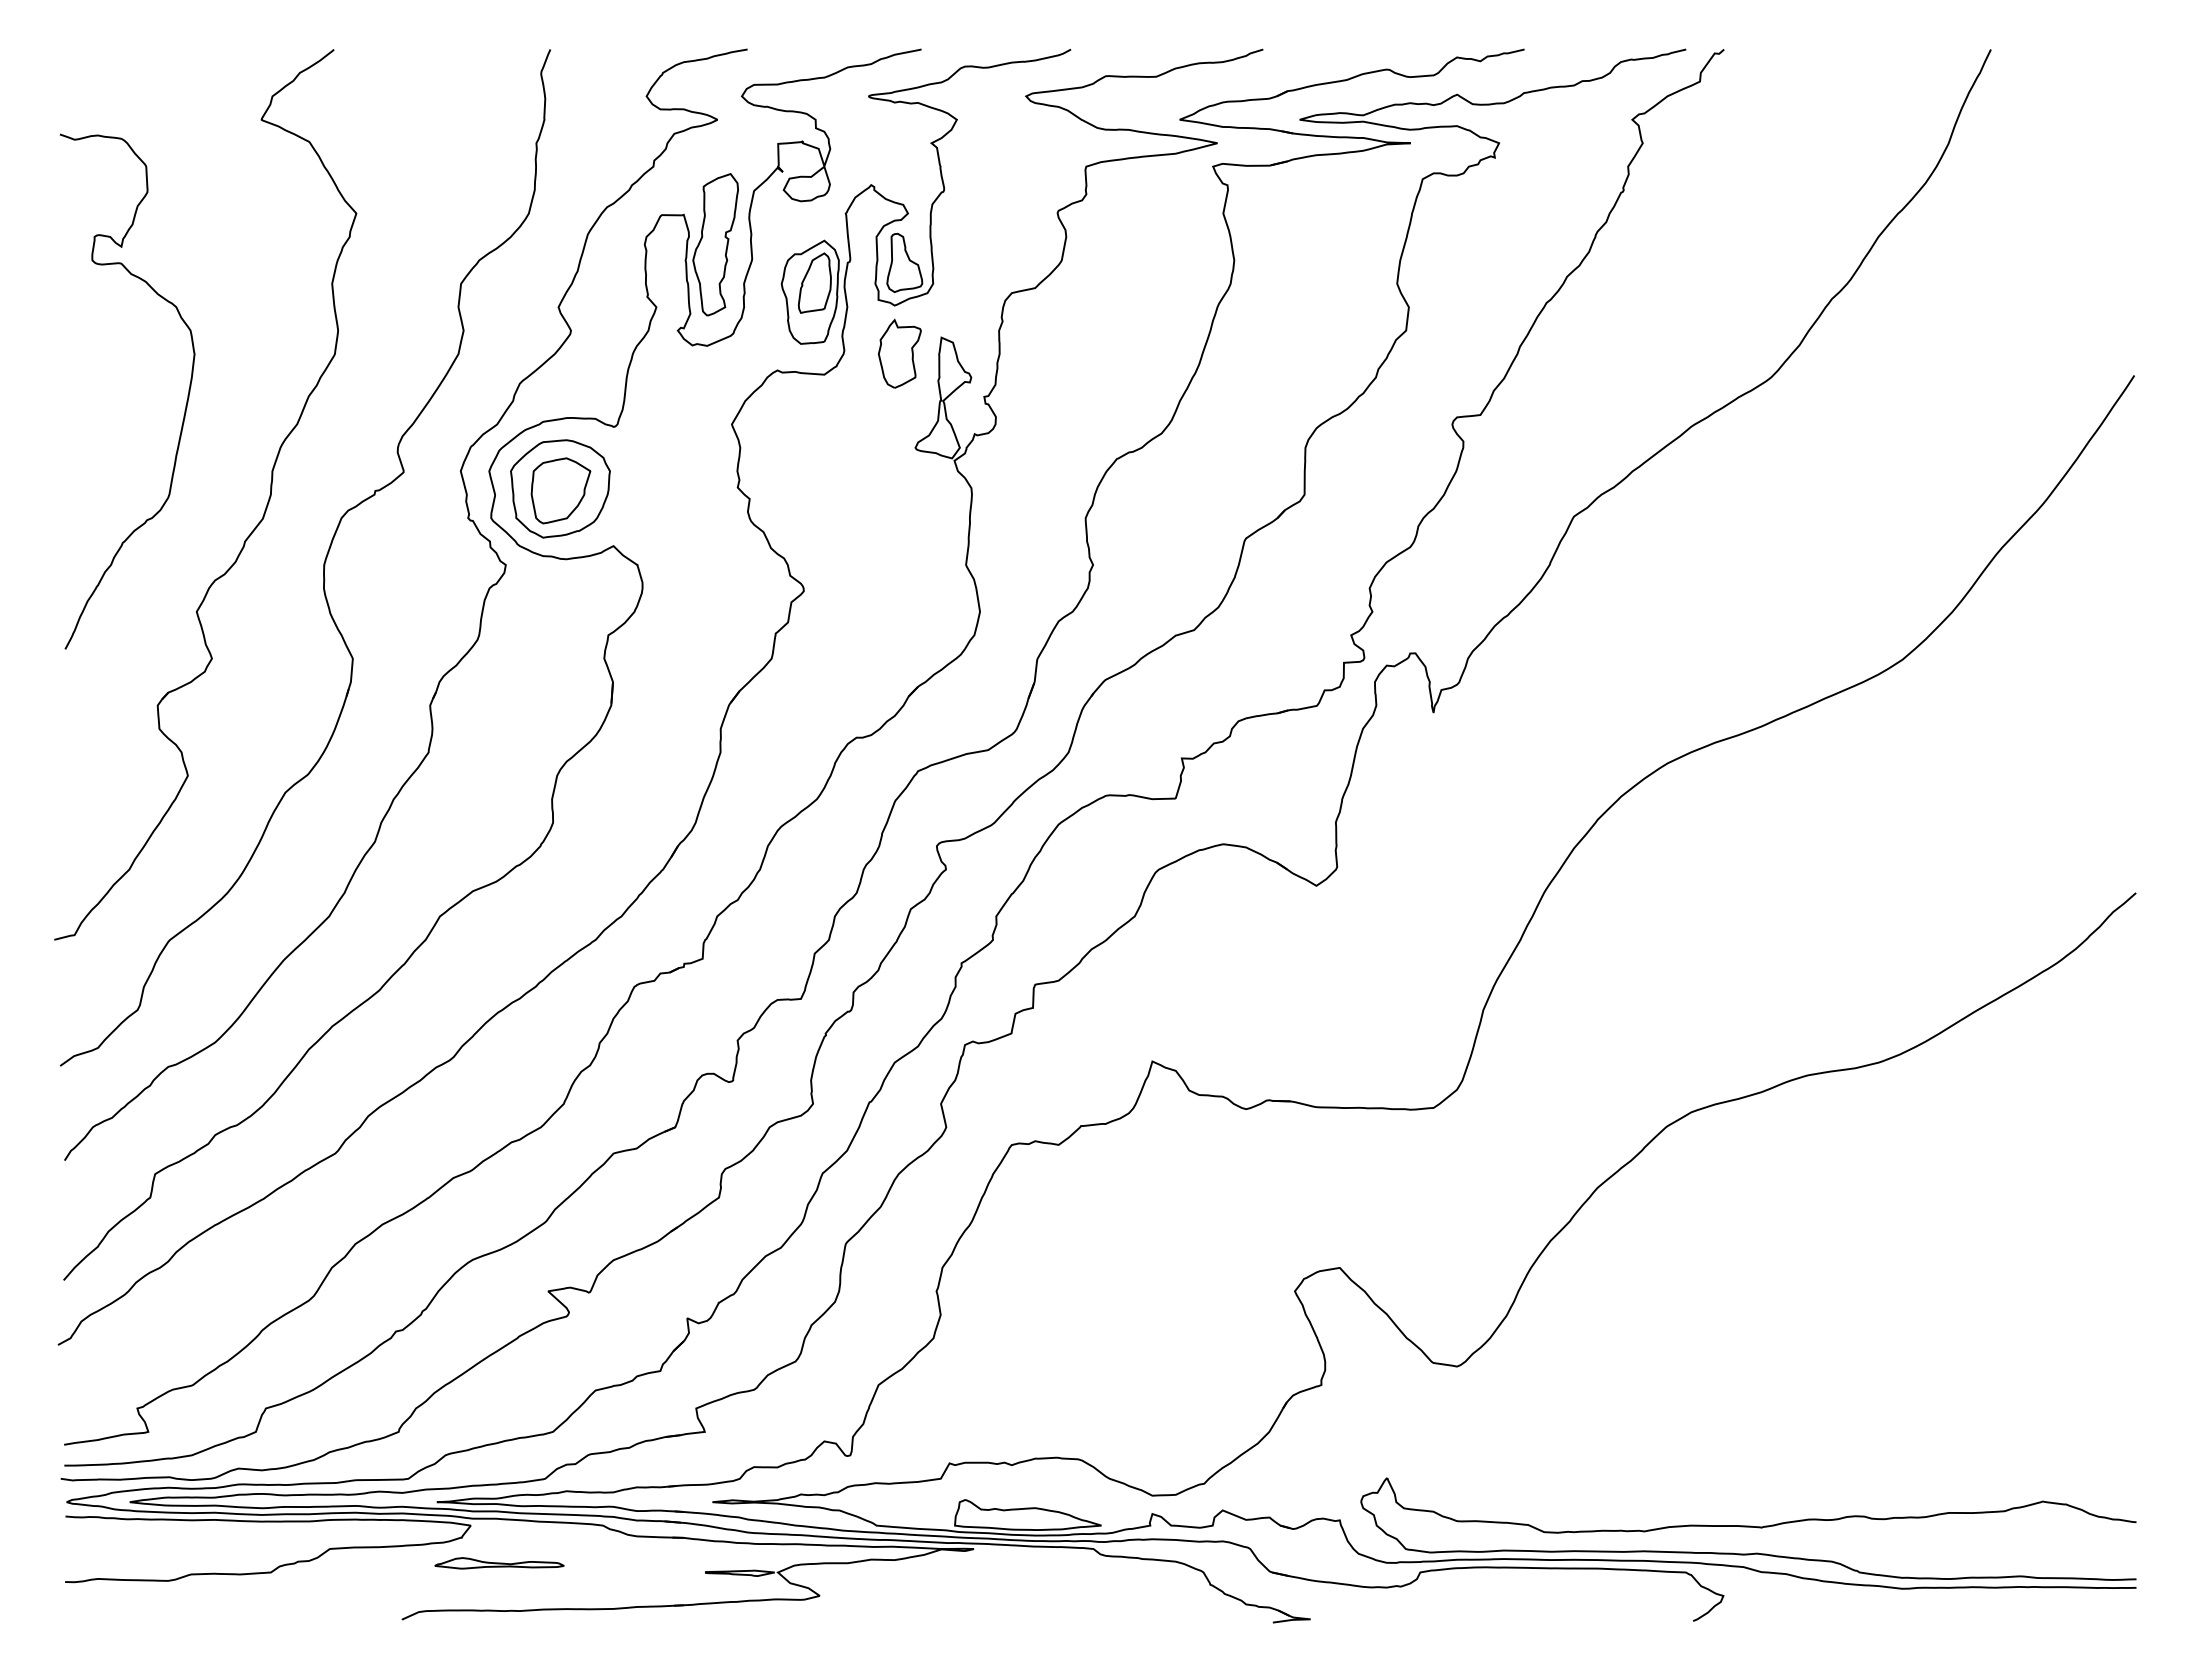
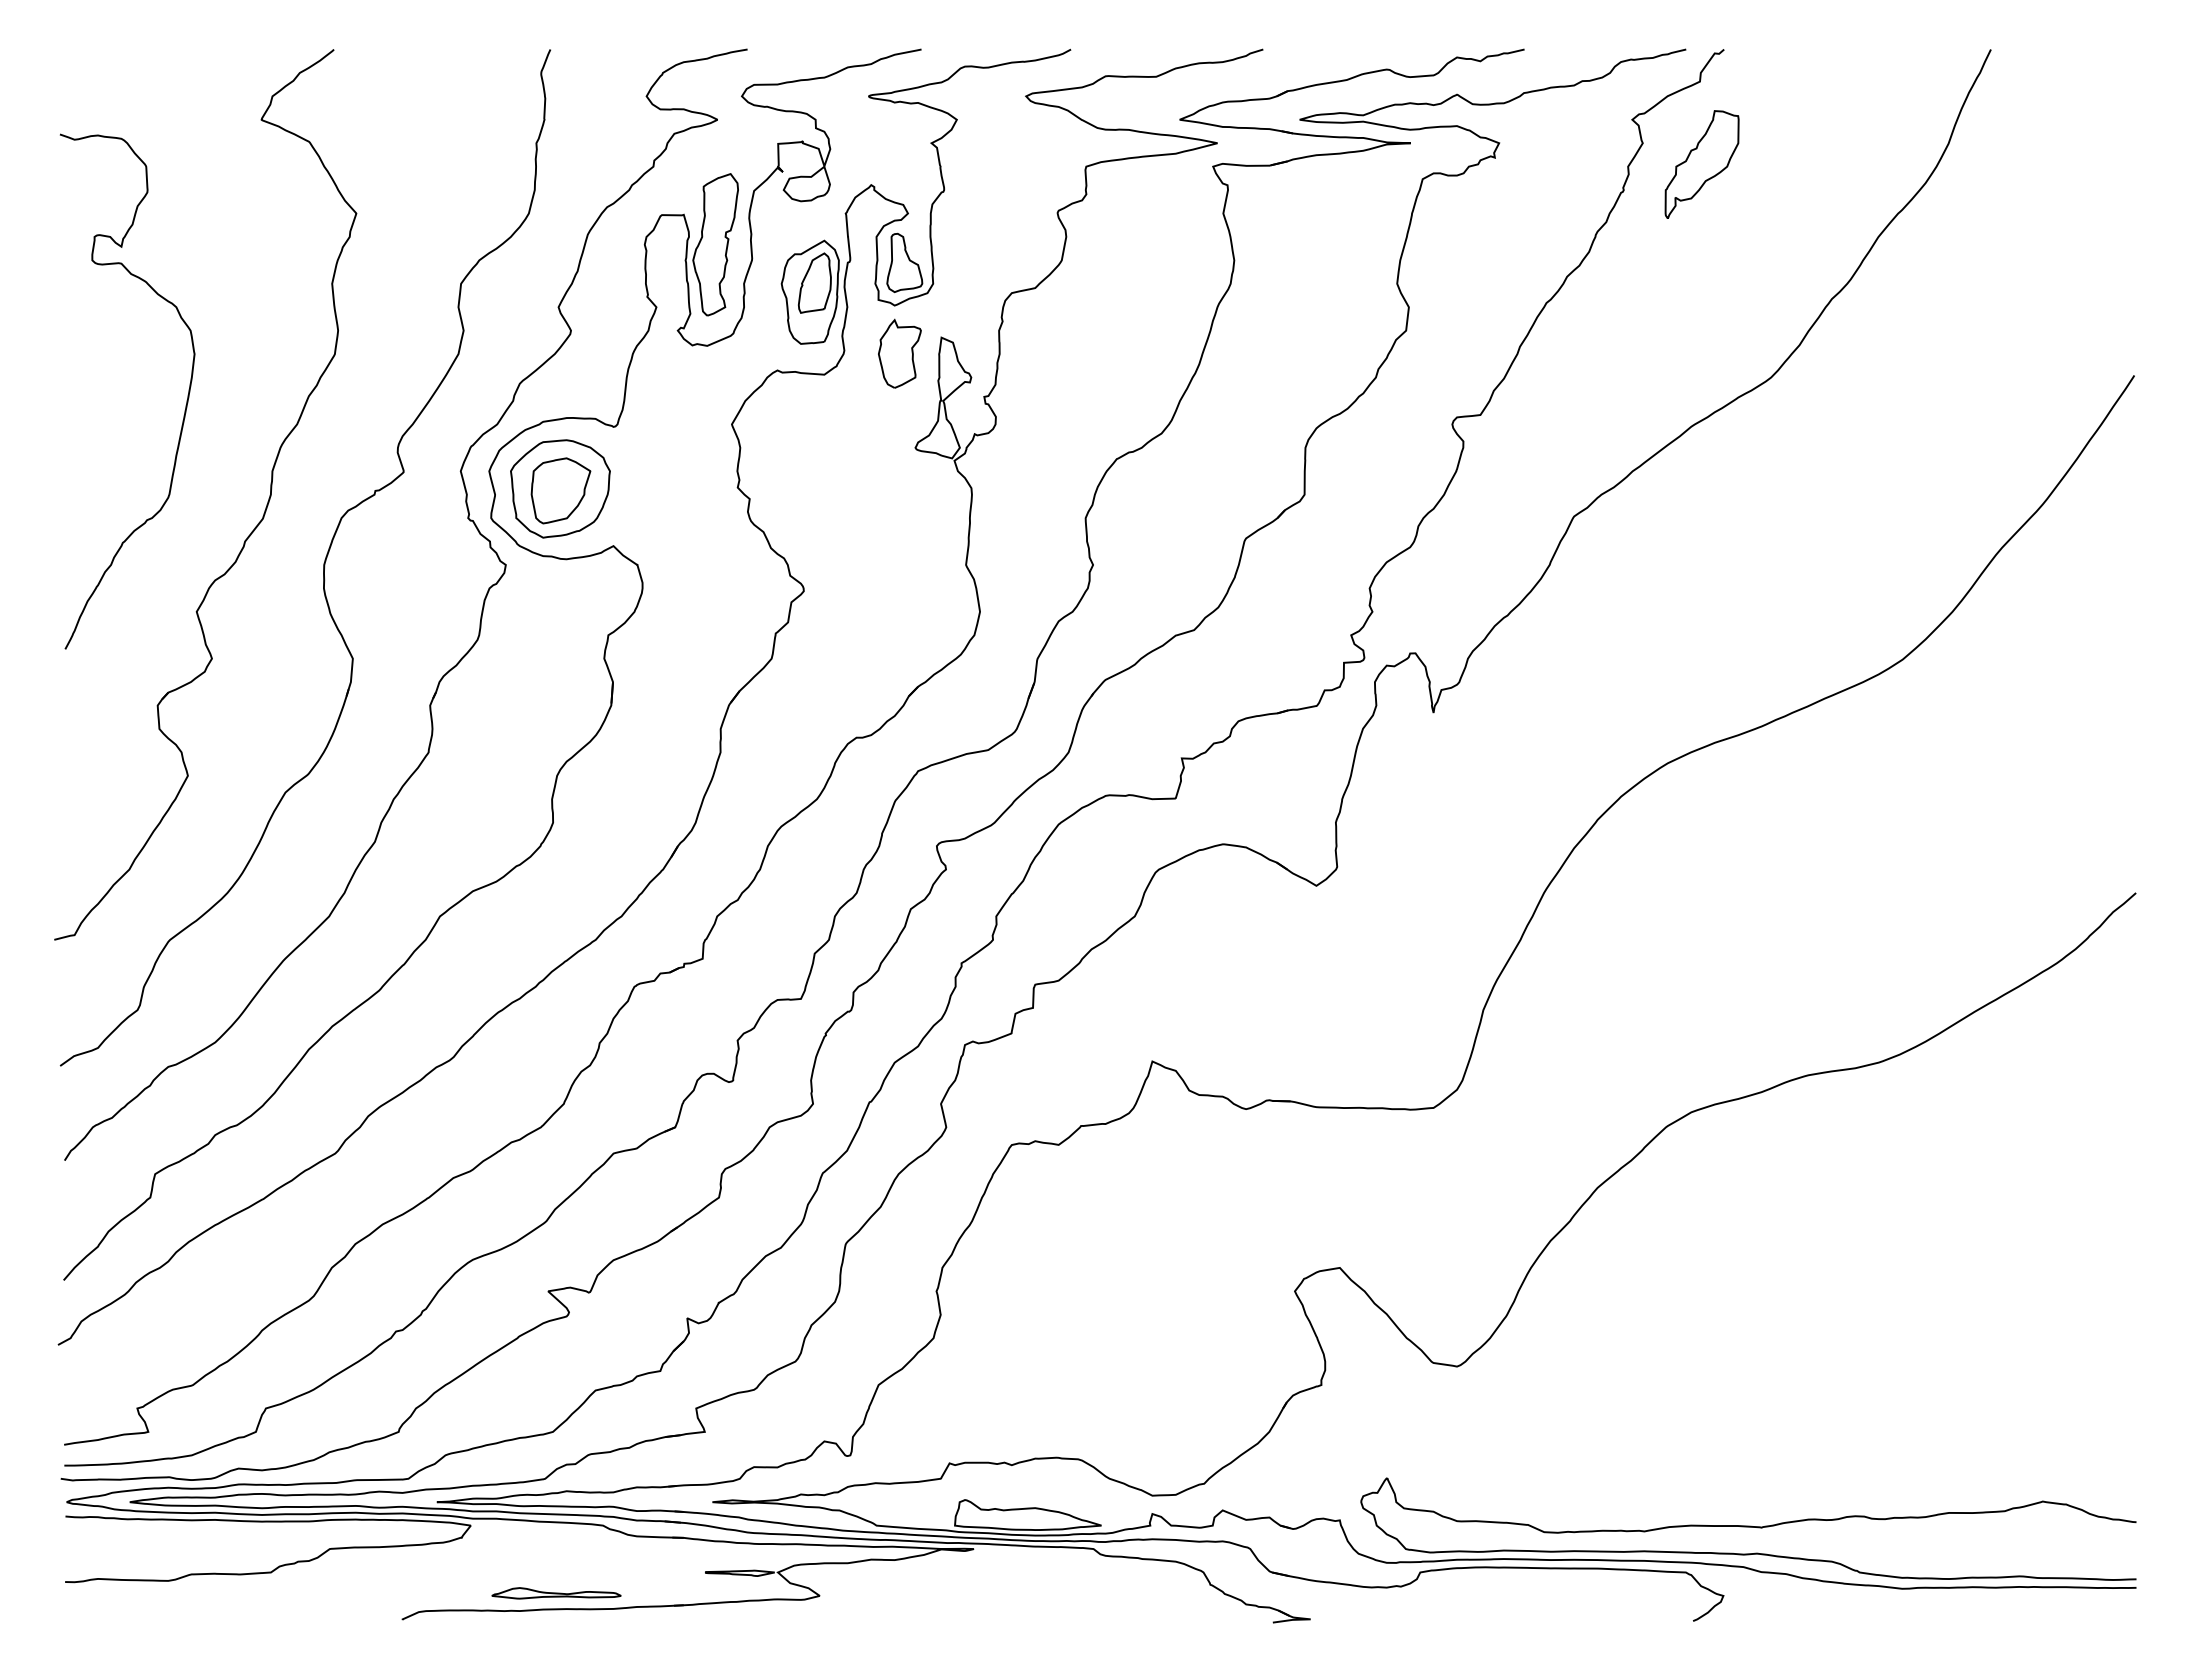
part: none -> present (1701, 164)
part position: (499, 1563) -> (556, 1593) (556, 1593)
